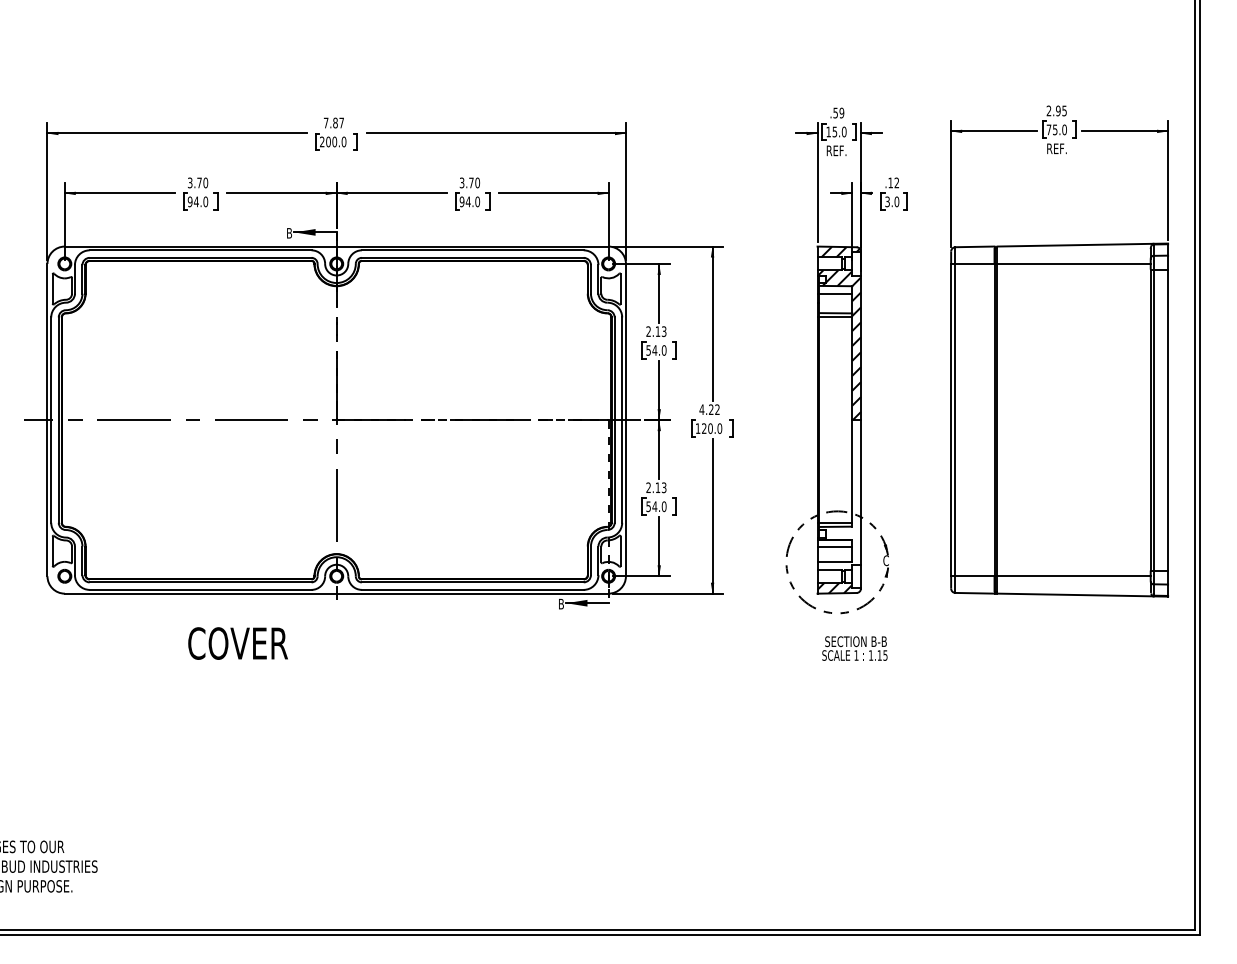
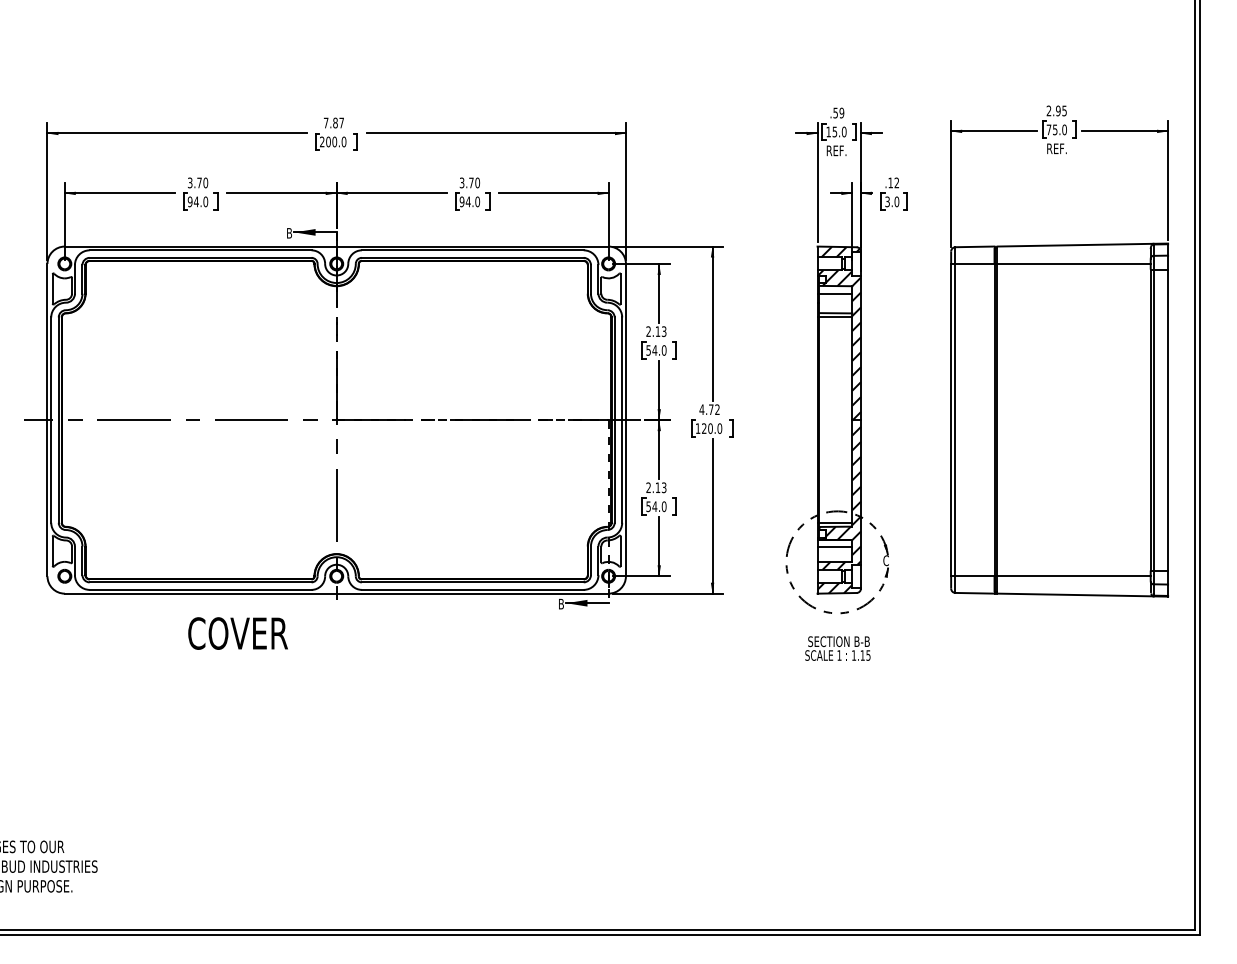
text: 4.22 -> 4.72 (711, 409)
hatch: none -> present (839, 494)
text position: (237, 643) -> (237, 633) (237, 633)
text position: (854, 648) -> (837, 648) (837, 648)
